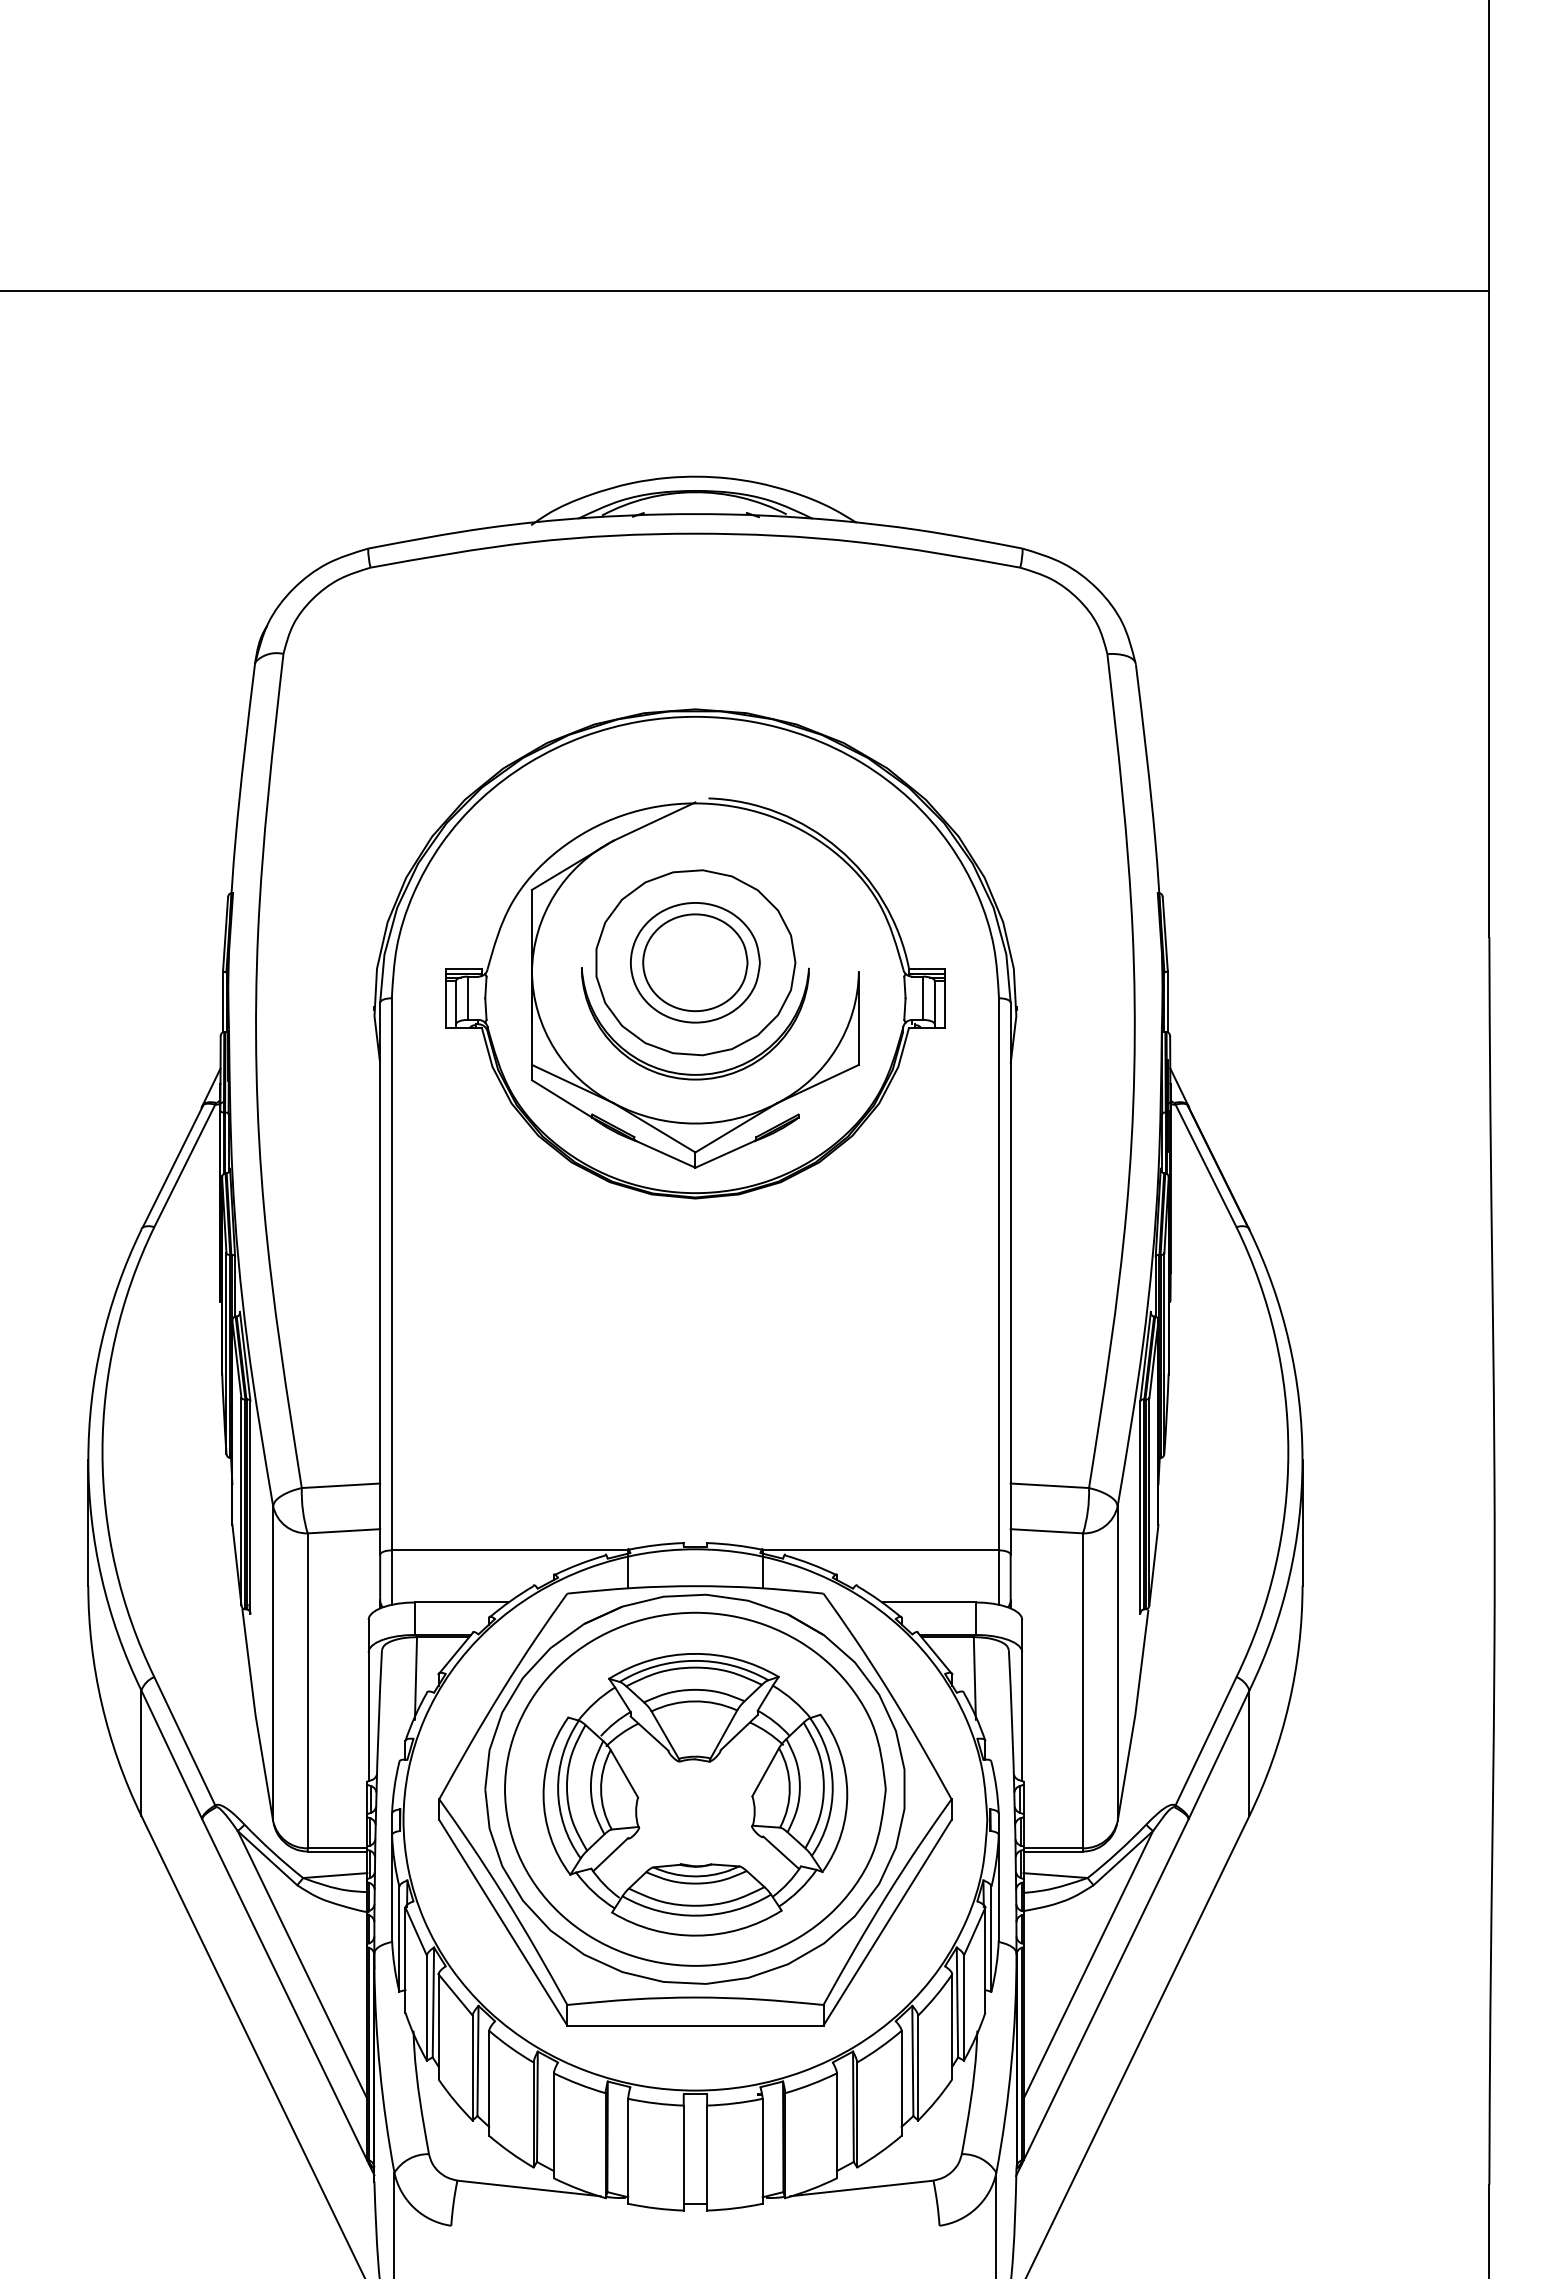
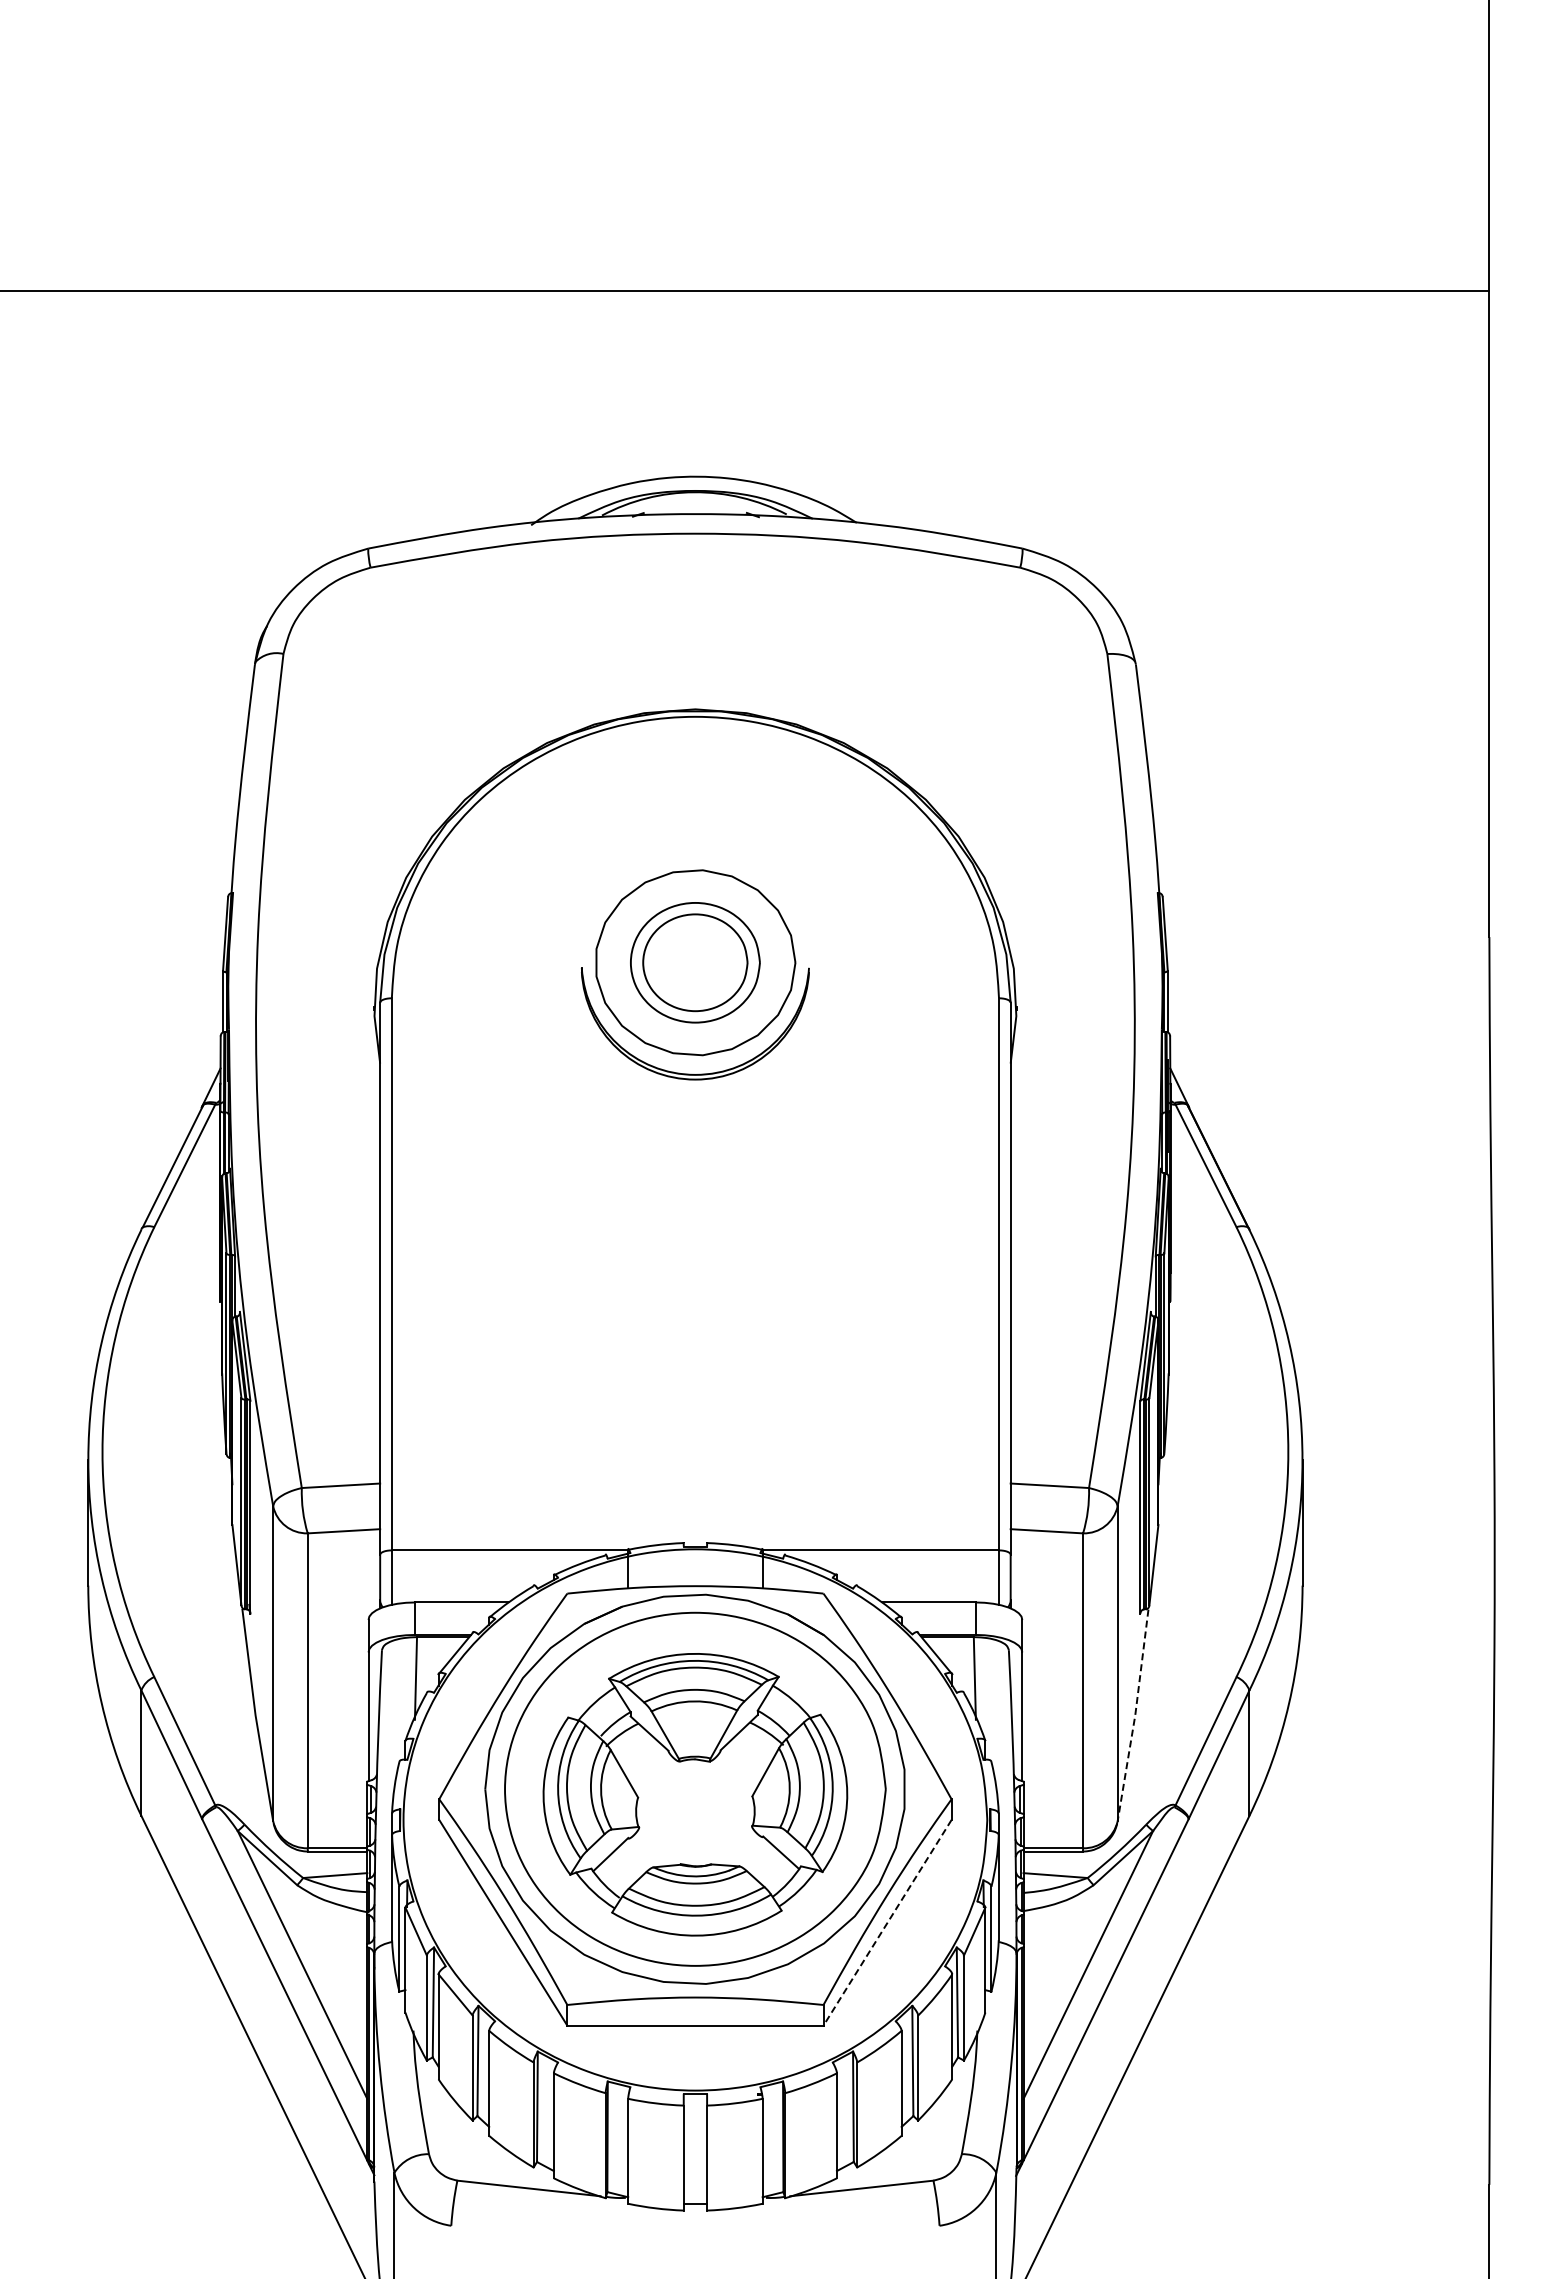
part: present -> none (695, 998)
line: solid -> dashed (1135, 1715)
line: solid -> dashed (887, 1923)
